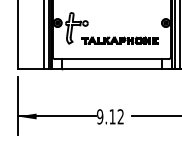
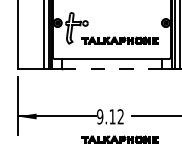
line: solid -> dashed (112, 69)
part: none -> present (119, 139)
